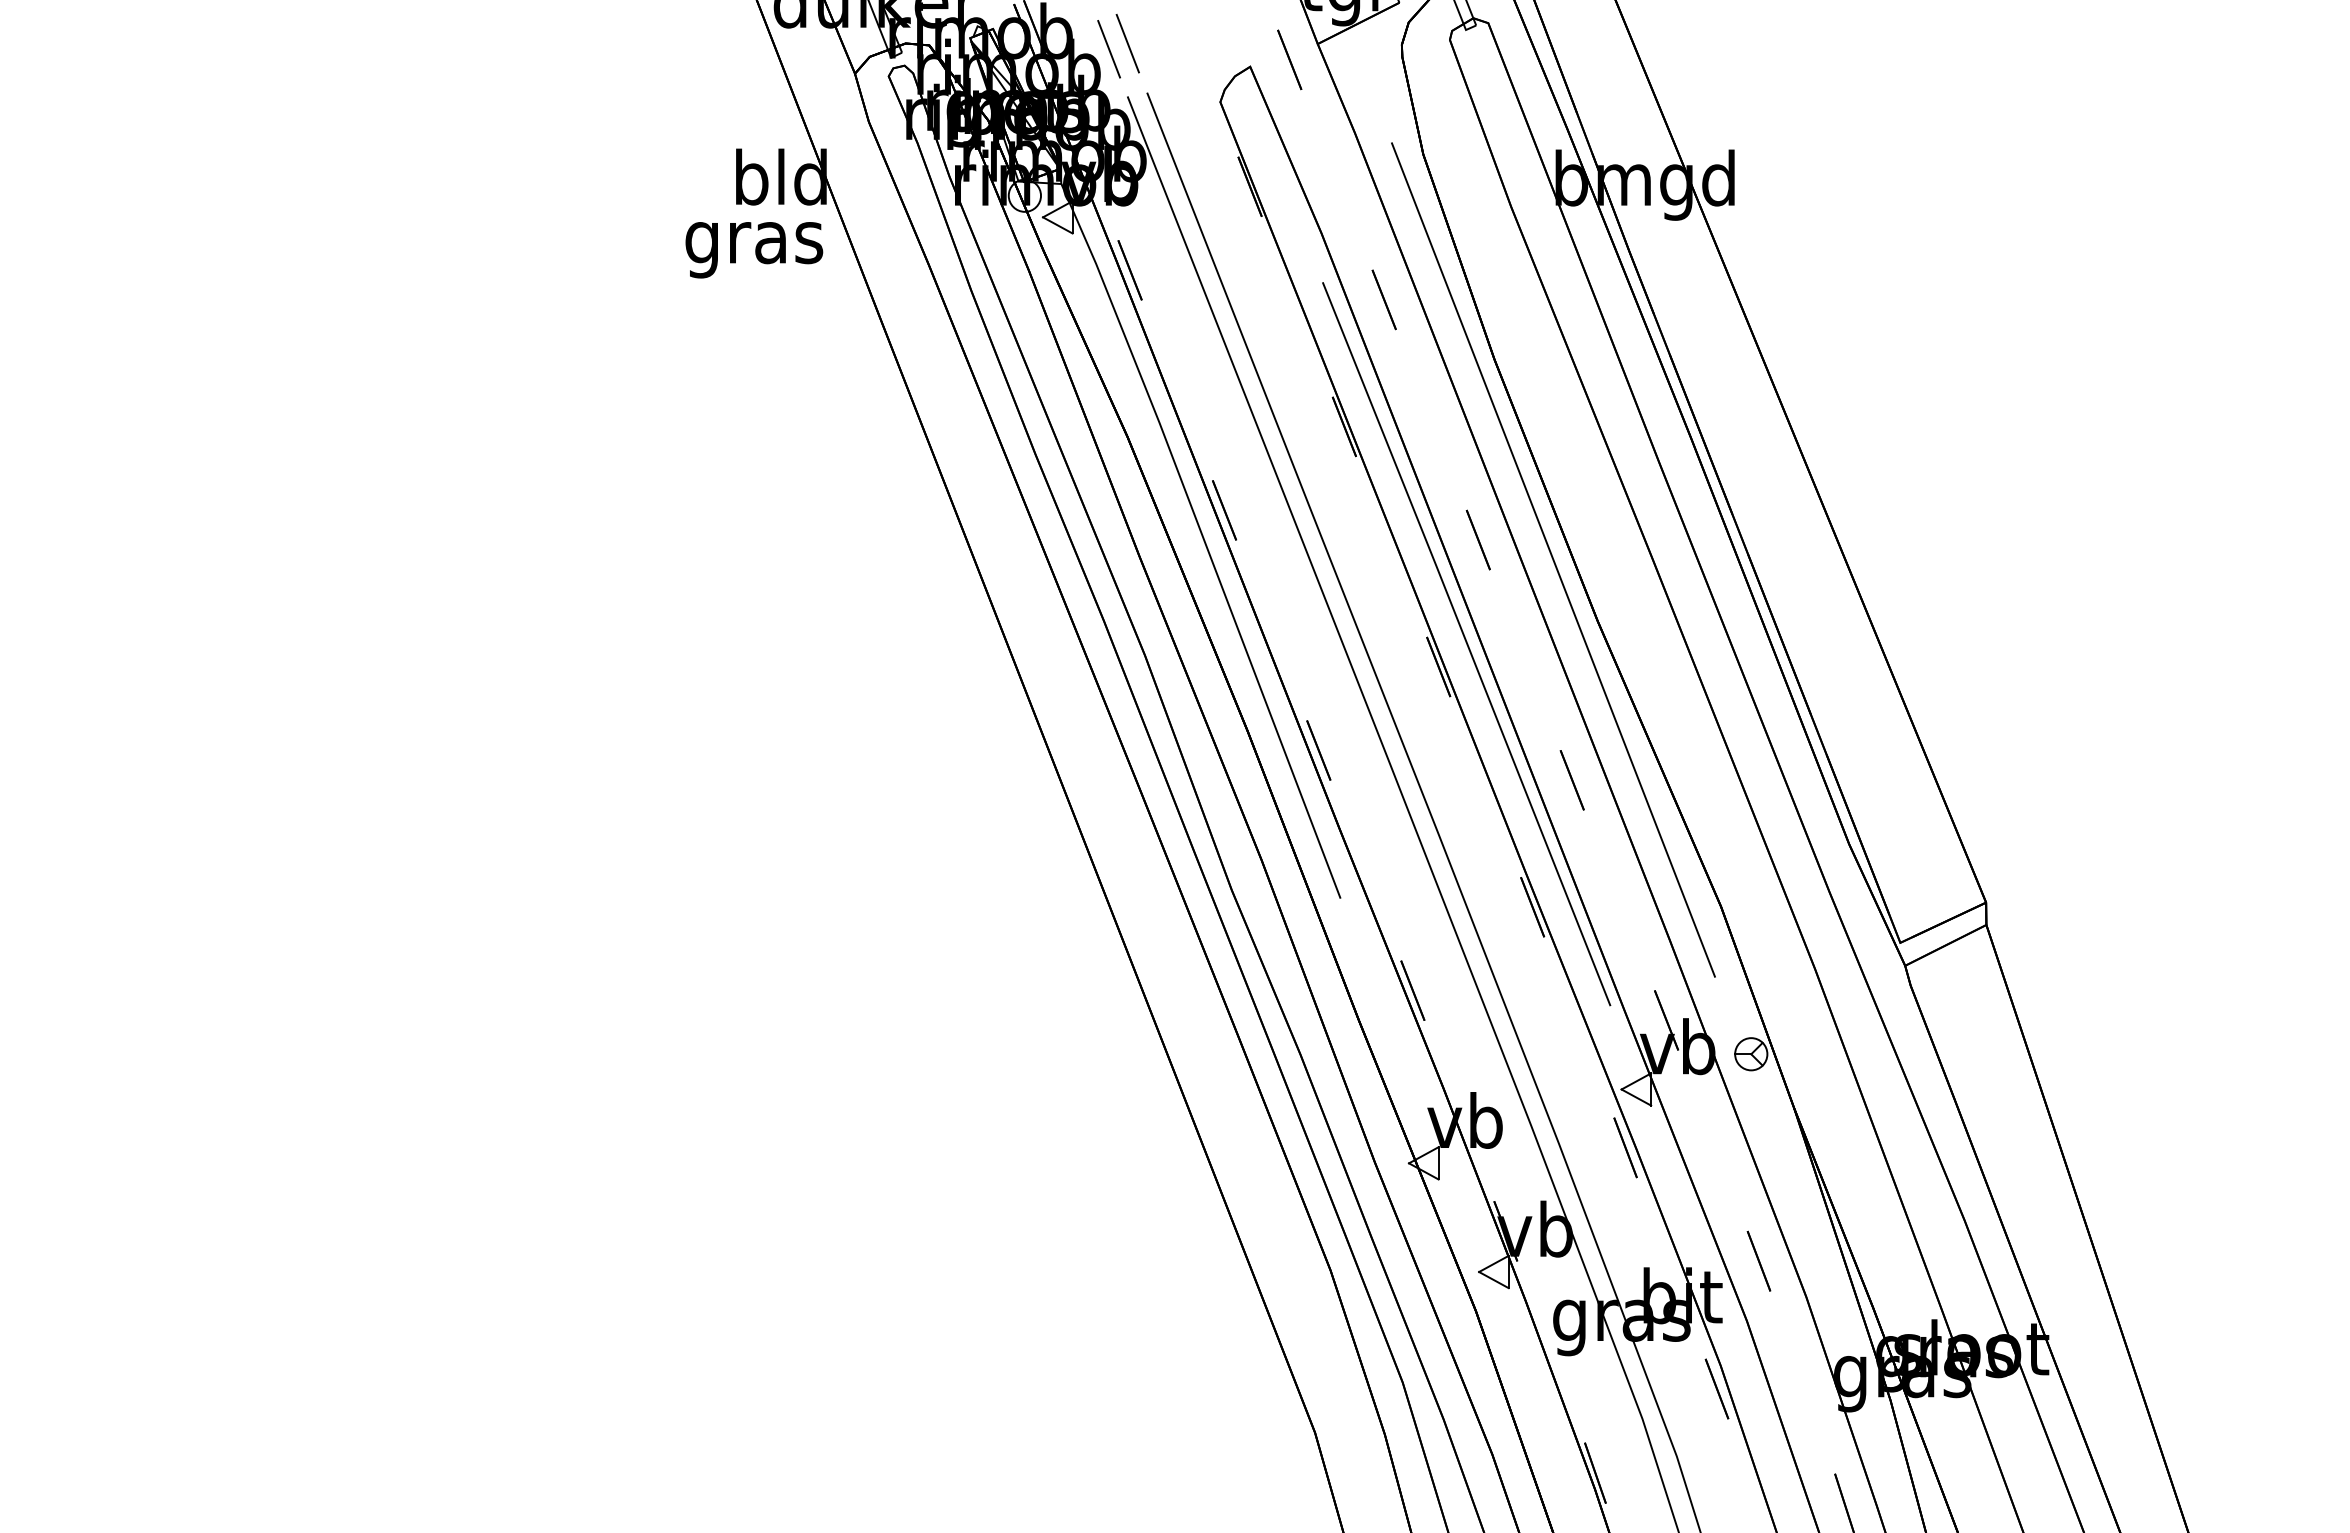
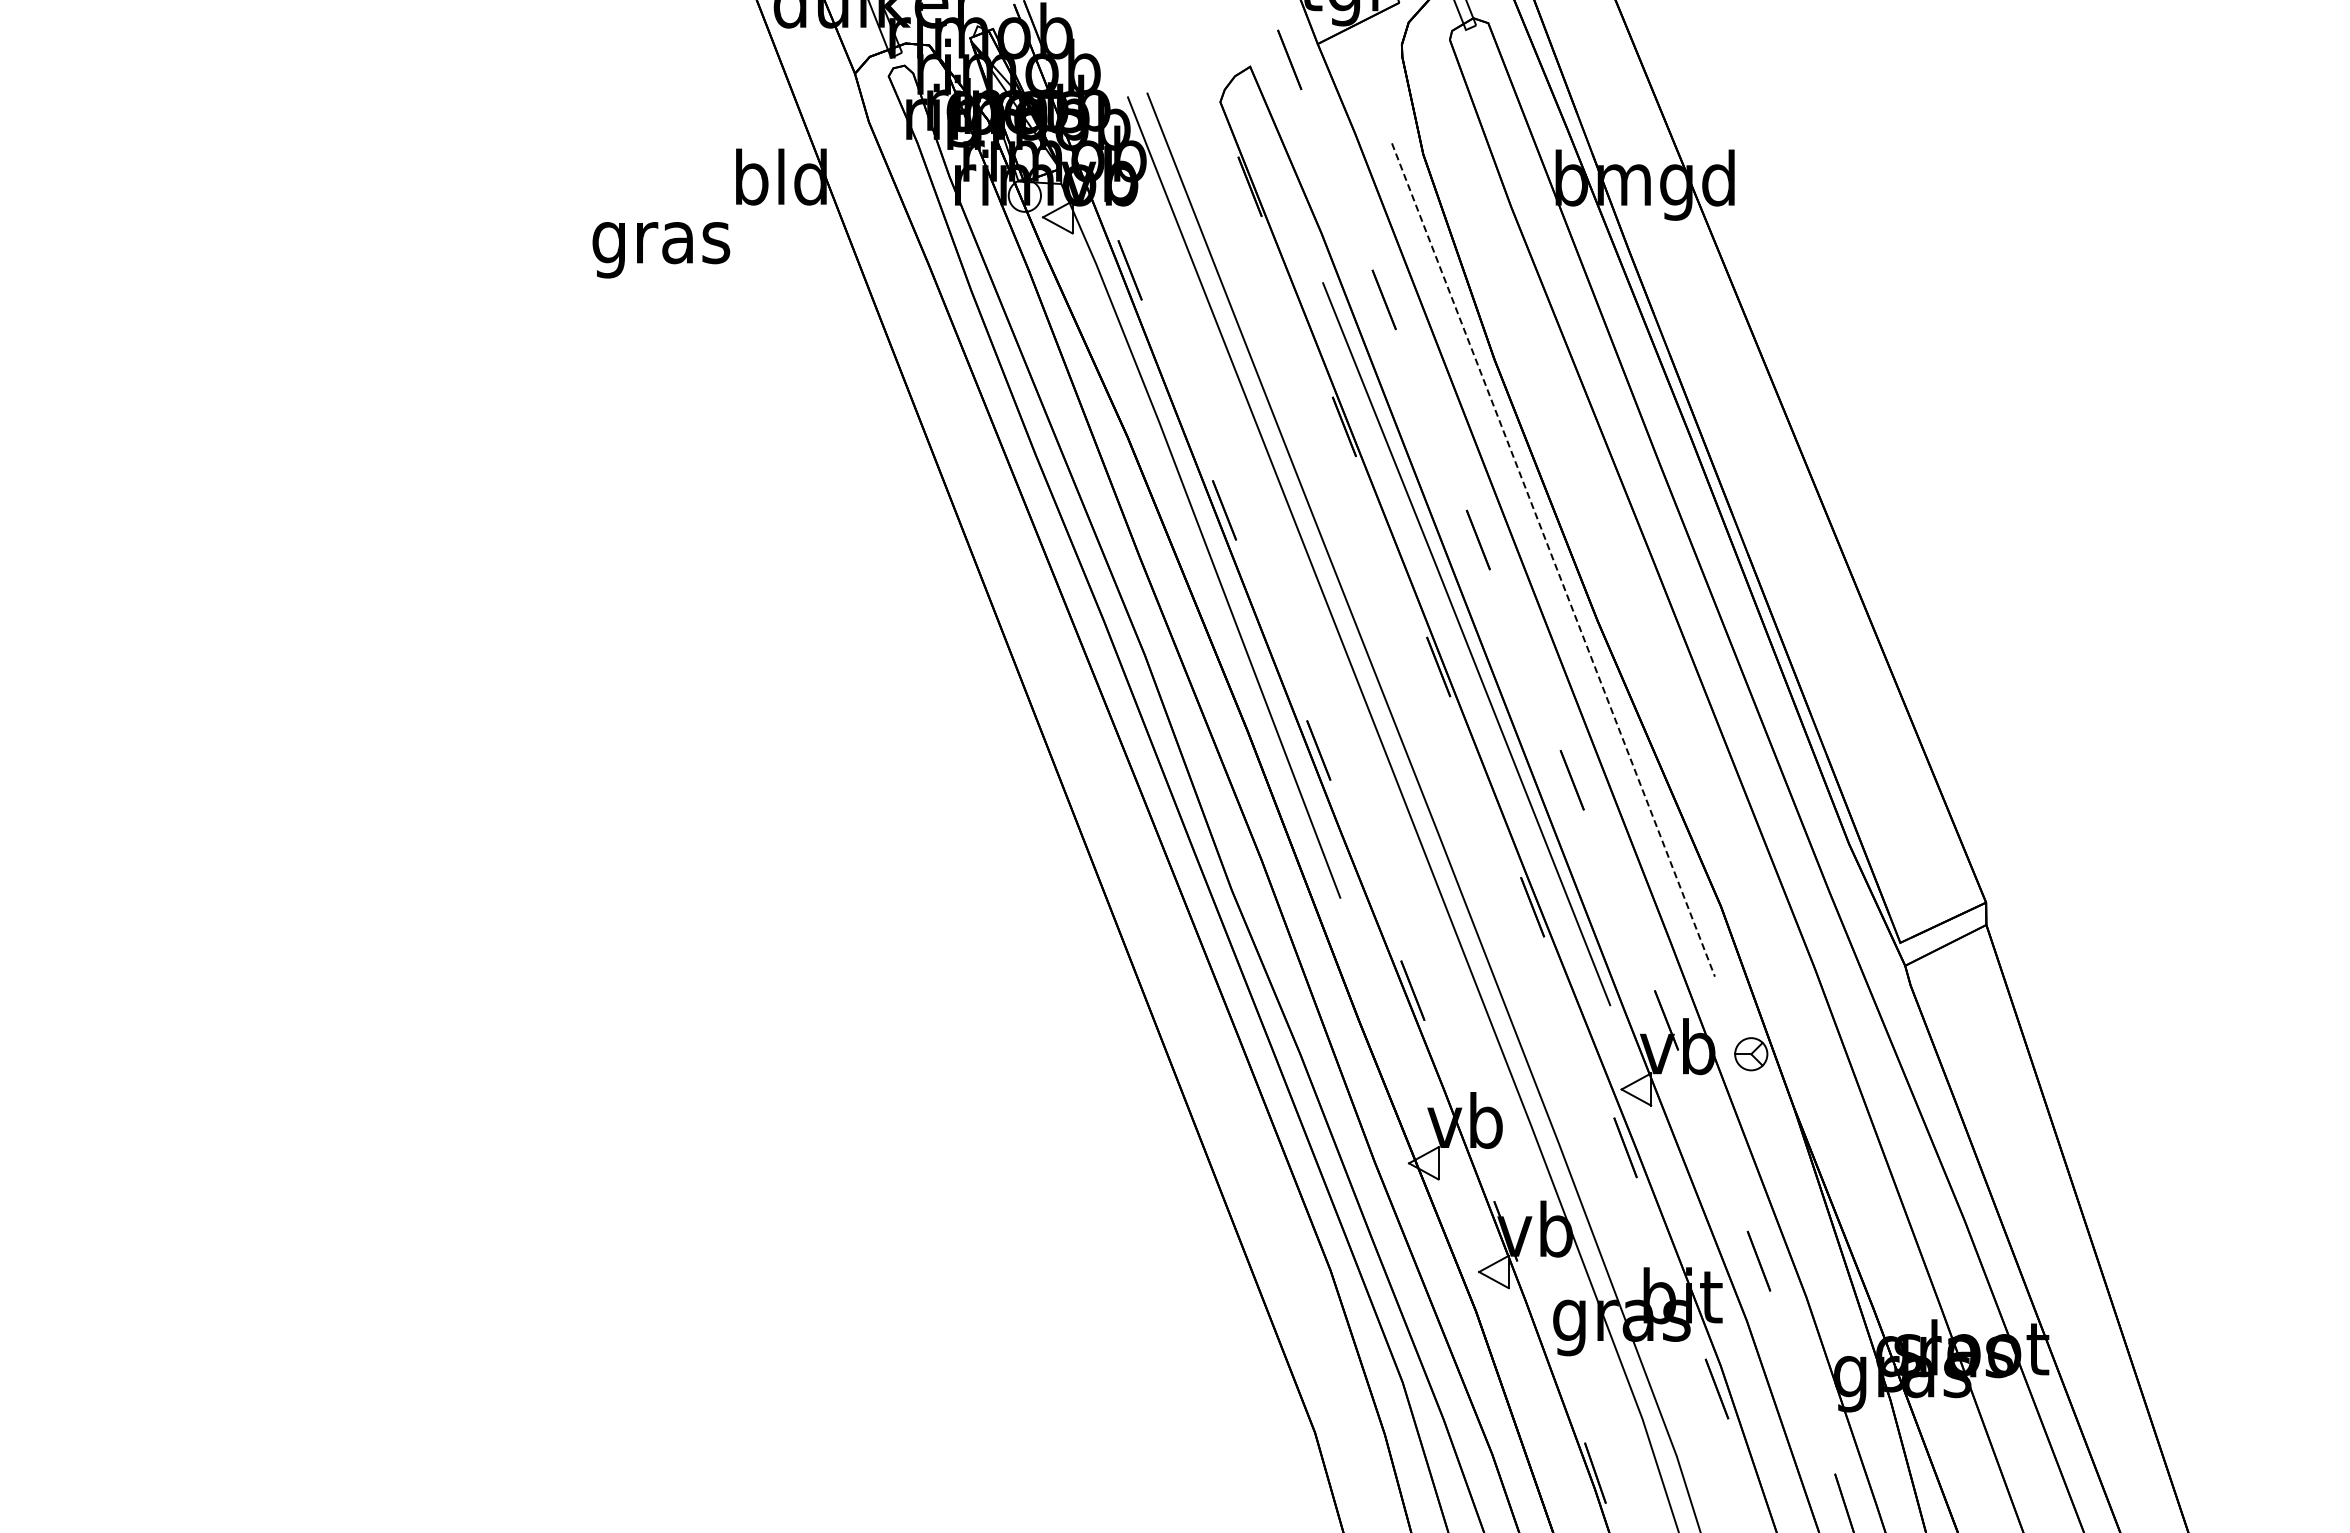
line: present -> none (1127, 43)
line: present -> none (1108, 49)
text position: (754, 250) -> (661, 250) (661, 250)
line: solid -> dashed (1553, 560)
